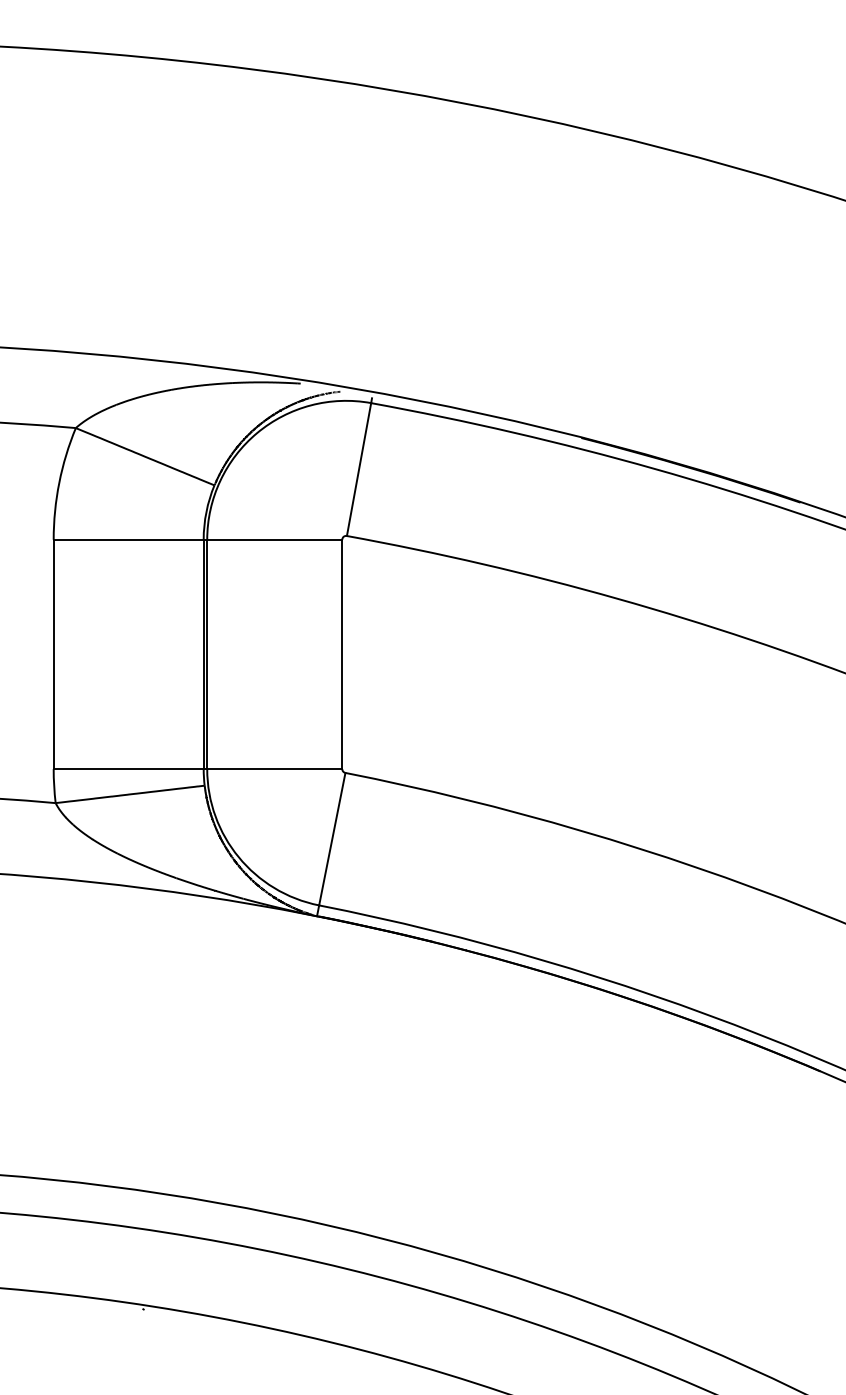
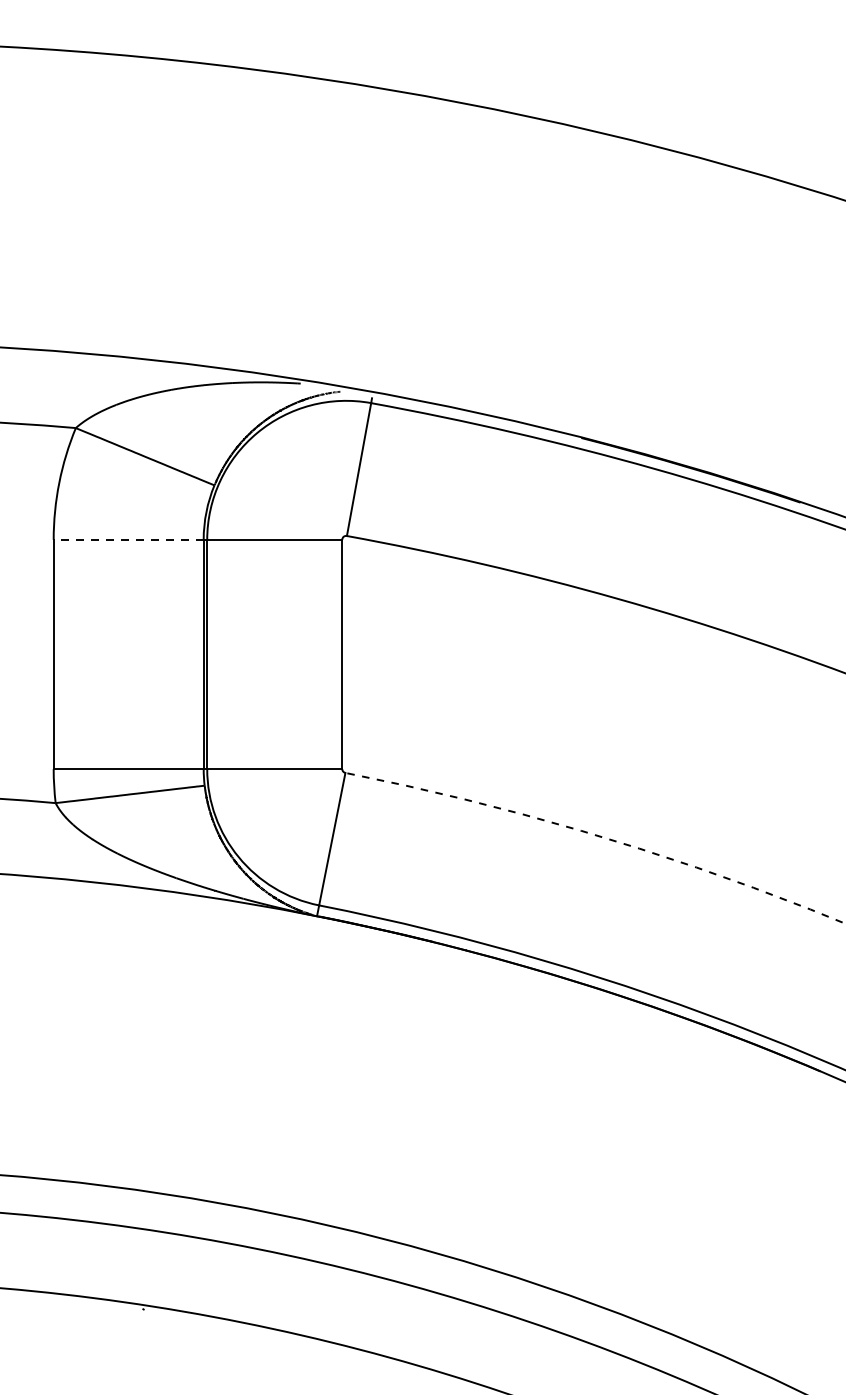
line: solid -> dashed (128, 539)
arc: solid -> dashed (599, 836)
